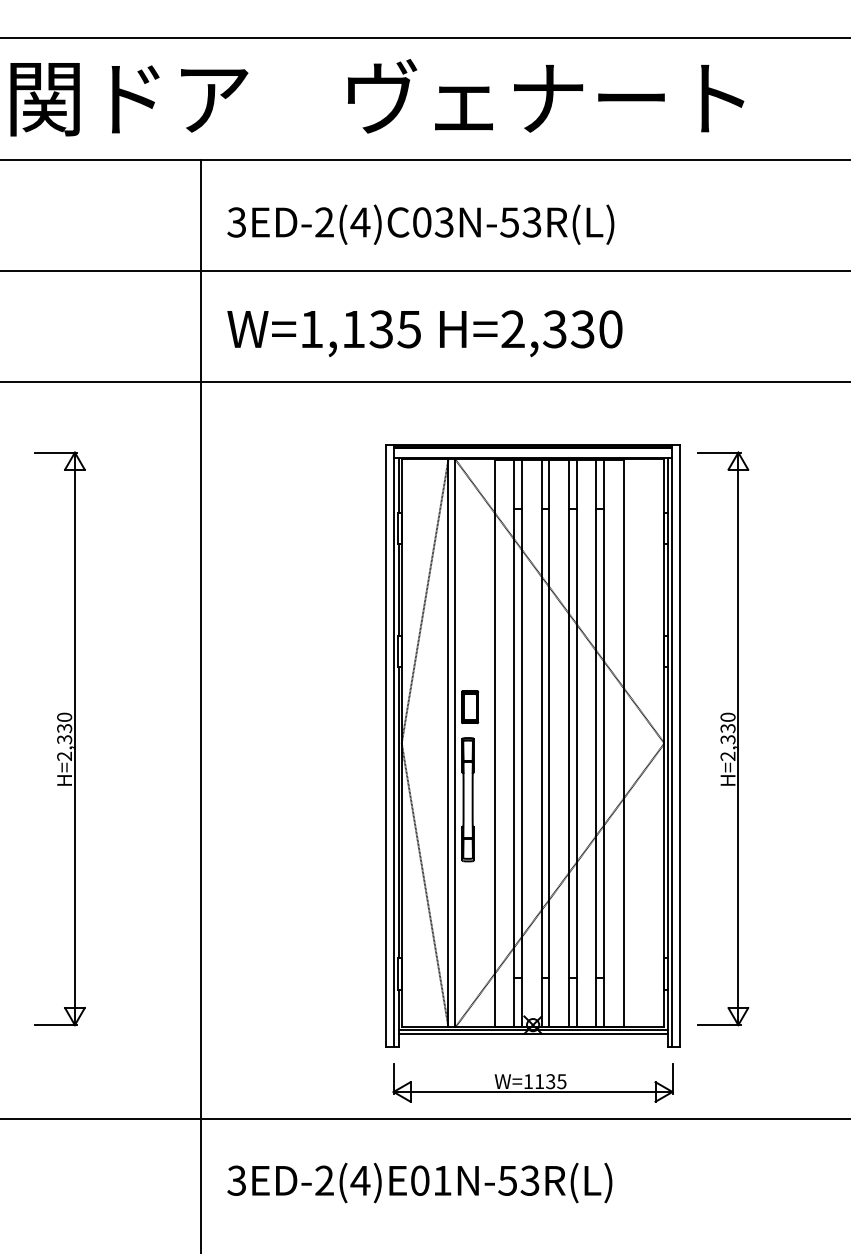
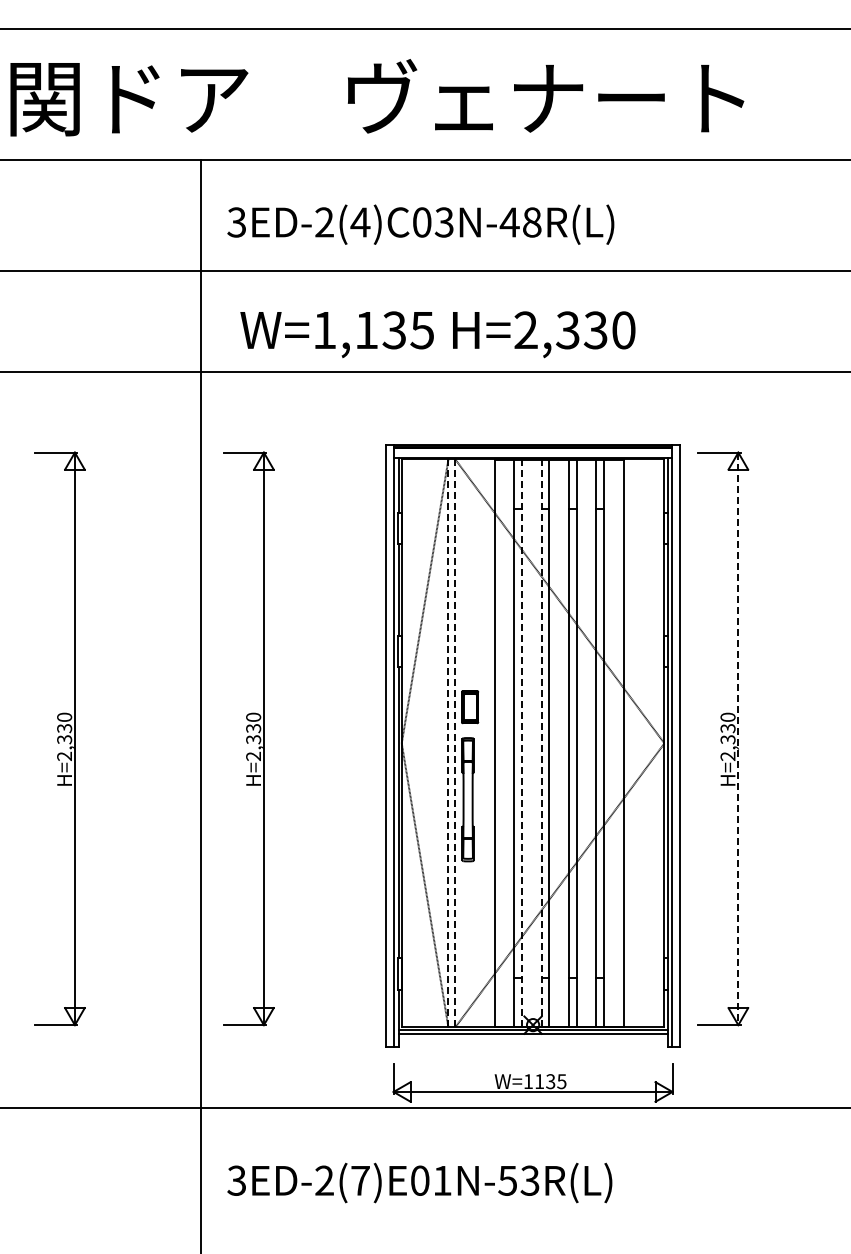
line position: (424, 37) -> (424, 28) (424, 28)
text: 3ED-2(4)C03N-53R(L) -> 3ED-2(4)C03N-48R(L) (520, 222)
text position: (424, 333) -> (437, 334) (437, 334)
line position: (424, 381) -> (424, 371) (424, 371)
part: none -> present (248, 738)
line: solid -> dashed (738, 739)
line: solid -> dashed (448, 743)
line: solid -> dashed (455, 743)
line: solid -> dashed (521, 743)
line: solid -> dashed (541, 743)
line position: (424, 1118) -> (424, 1107) (424, 1107)
text: 3ED-2(4)E01N-53R(L) -> 3ED-2(7)E01N-53R(L) (360, 1180)
